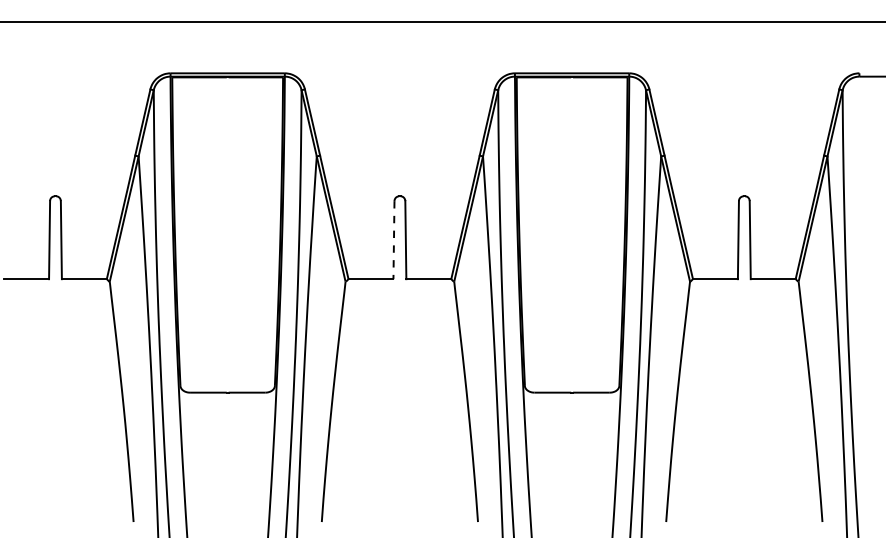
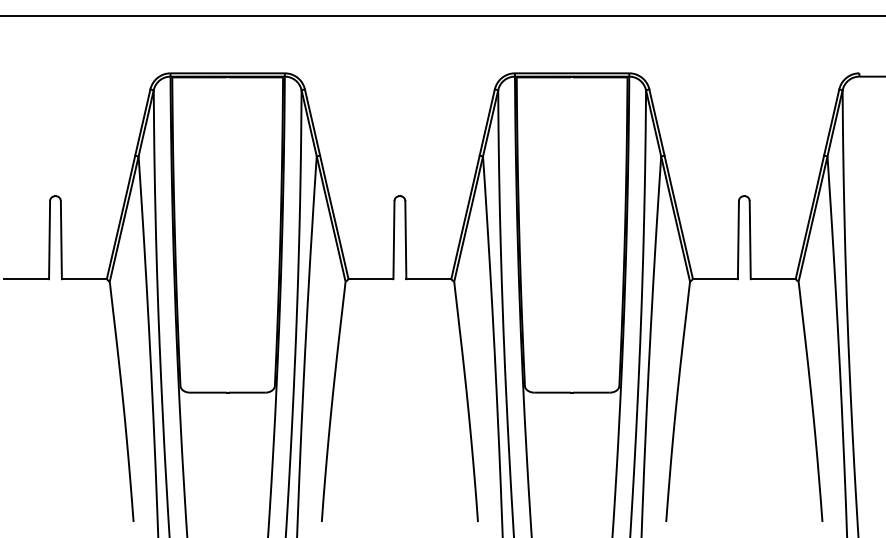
line position: (442, 21) -> (442, 15) (442, 15)
line: dashed -> solid (393, 240)
